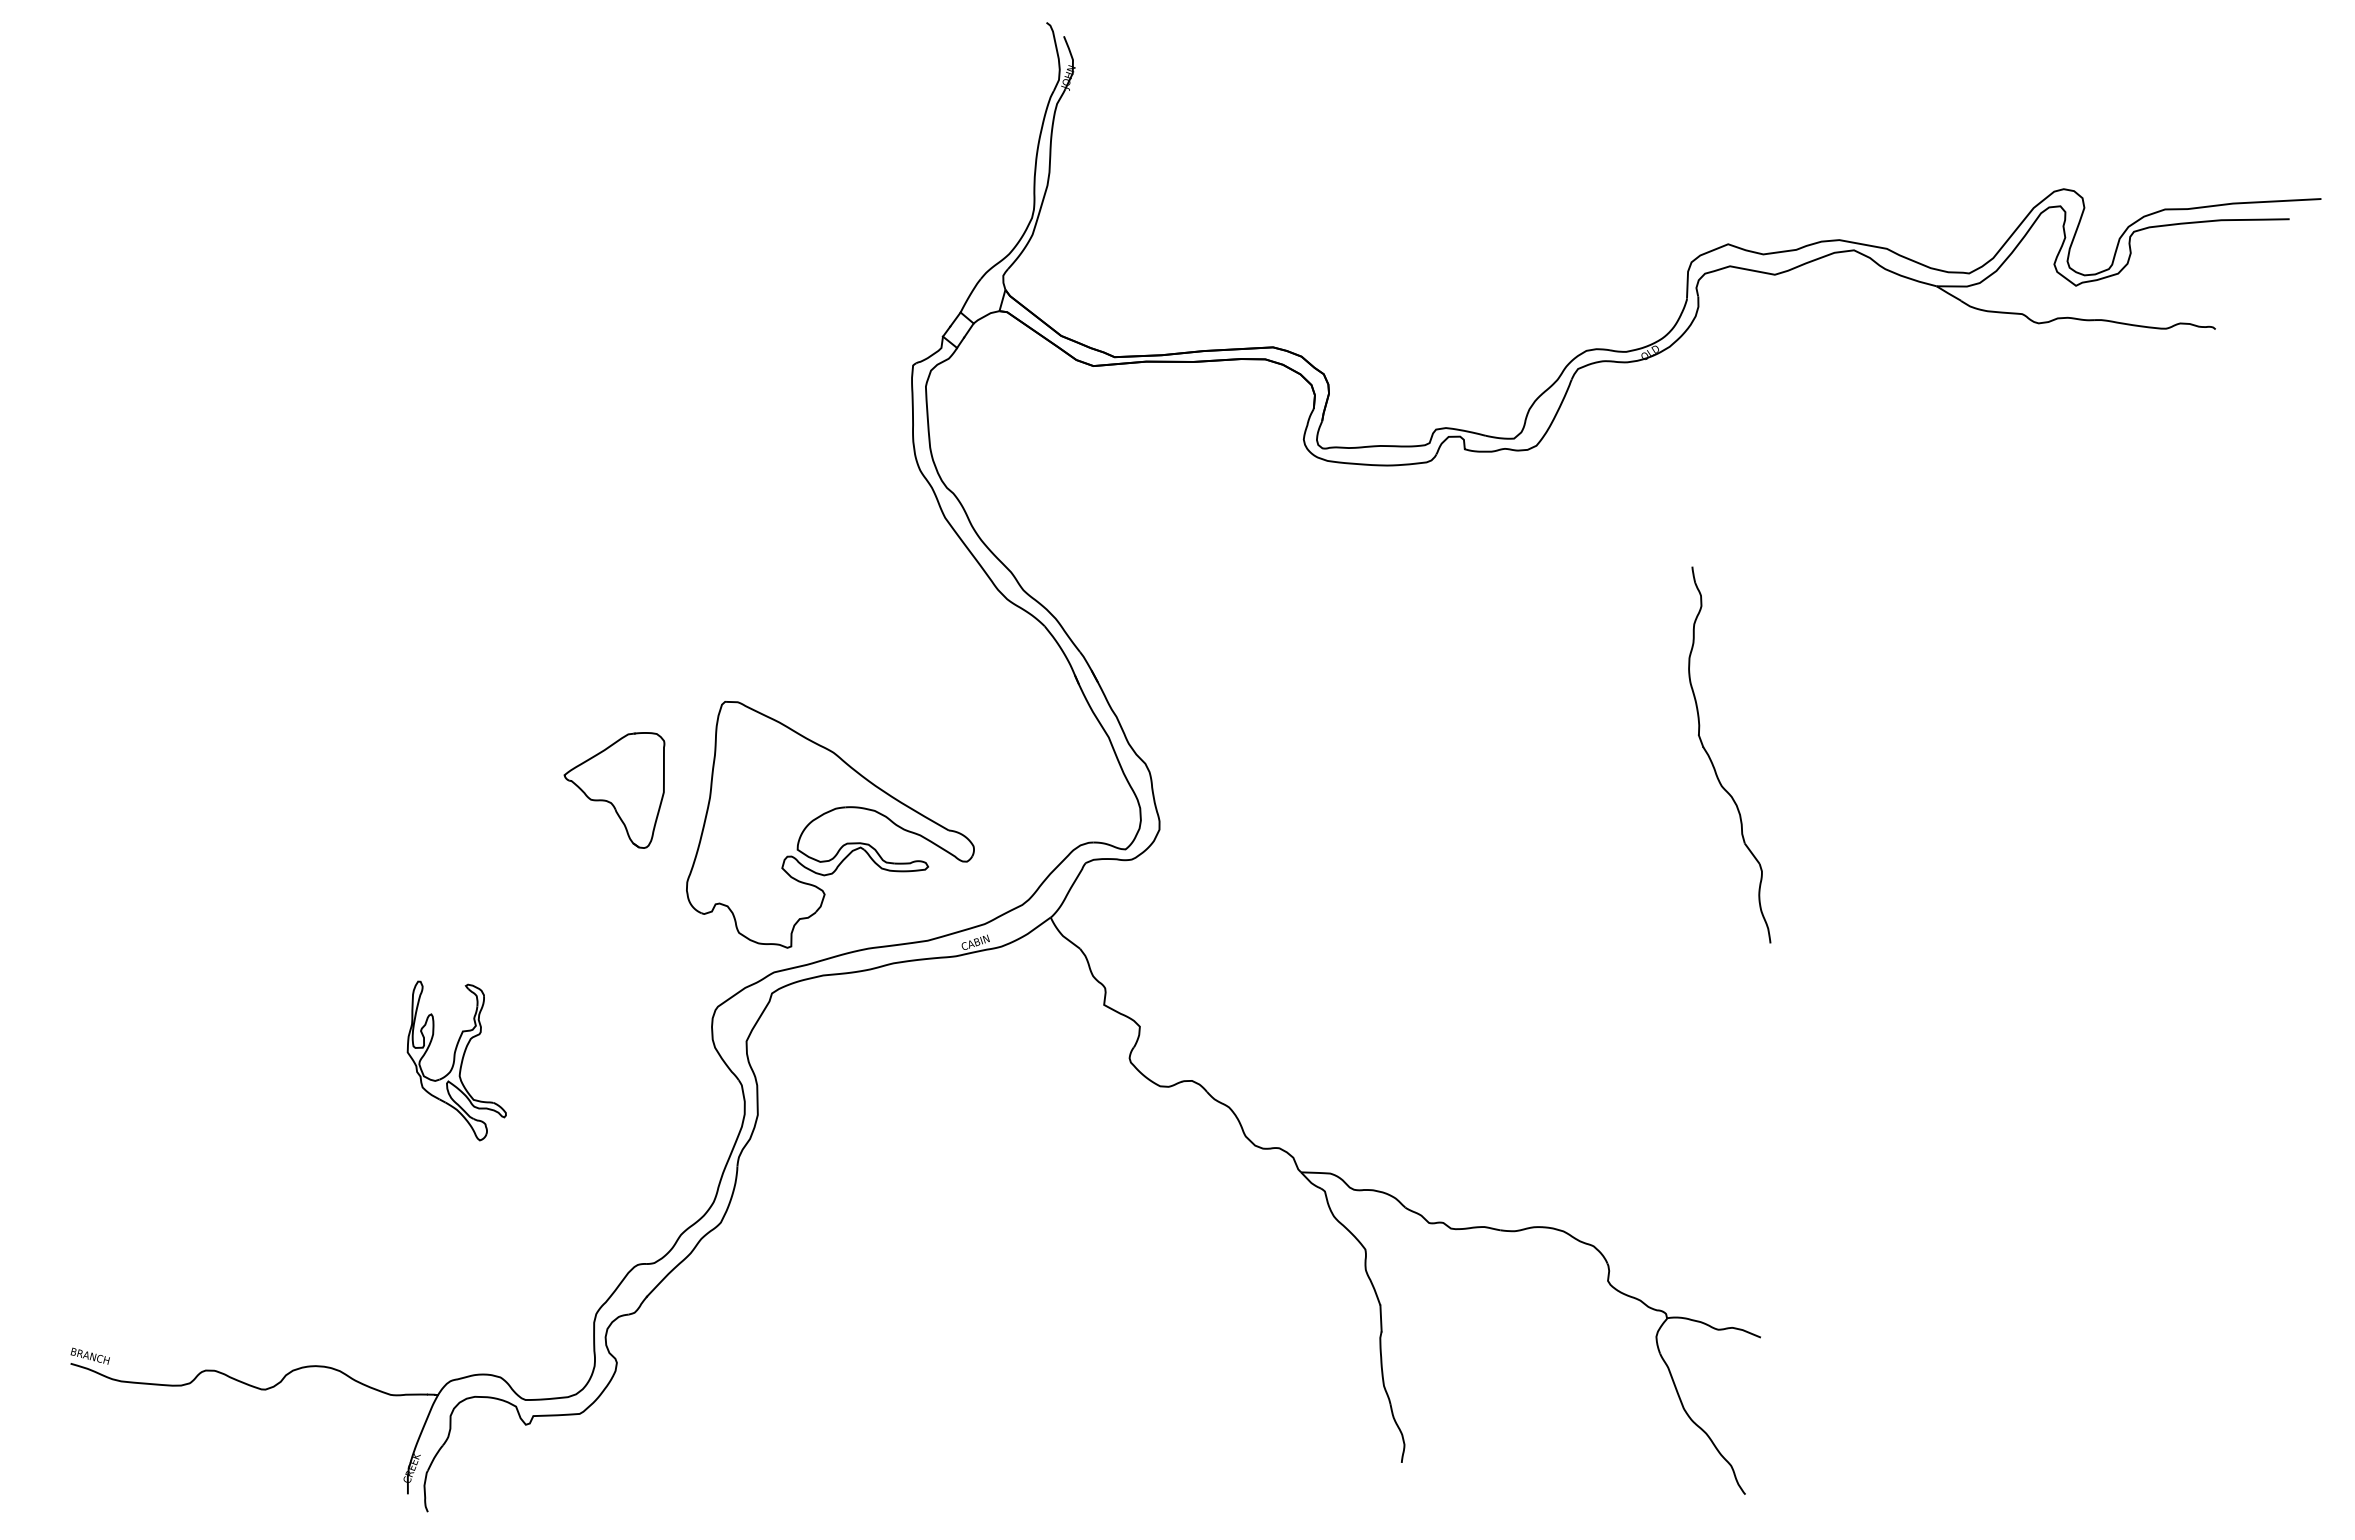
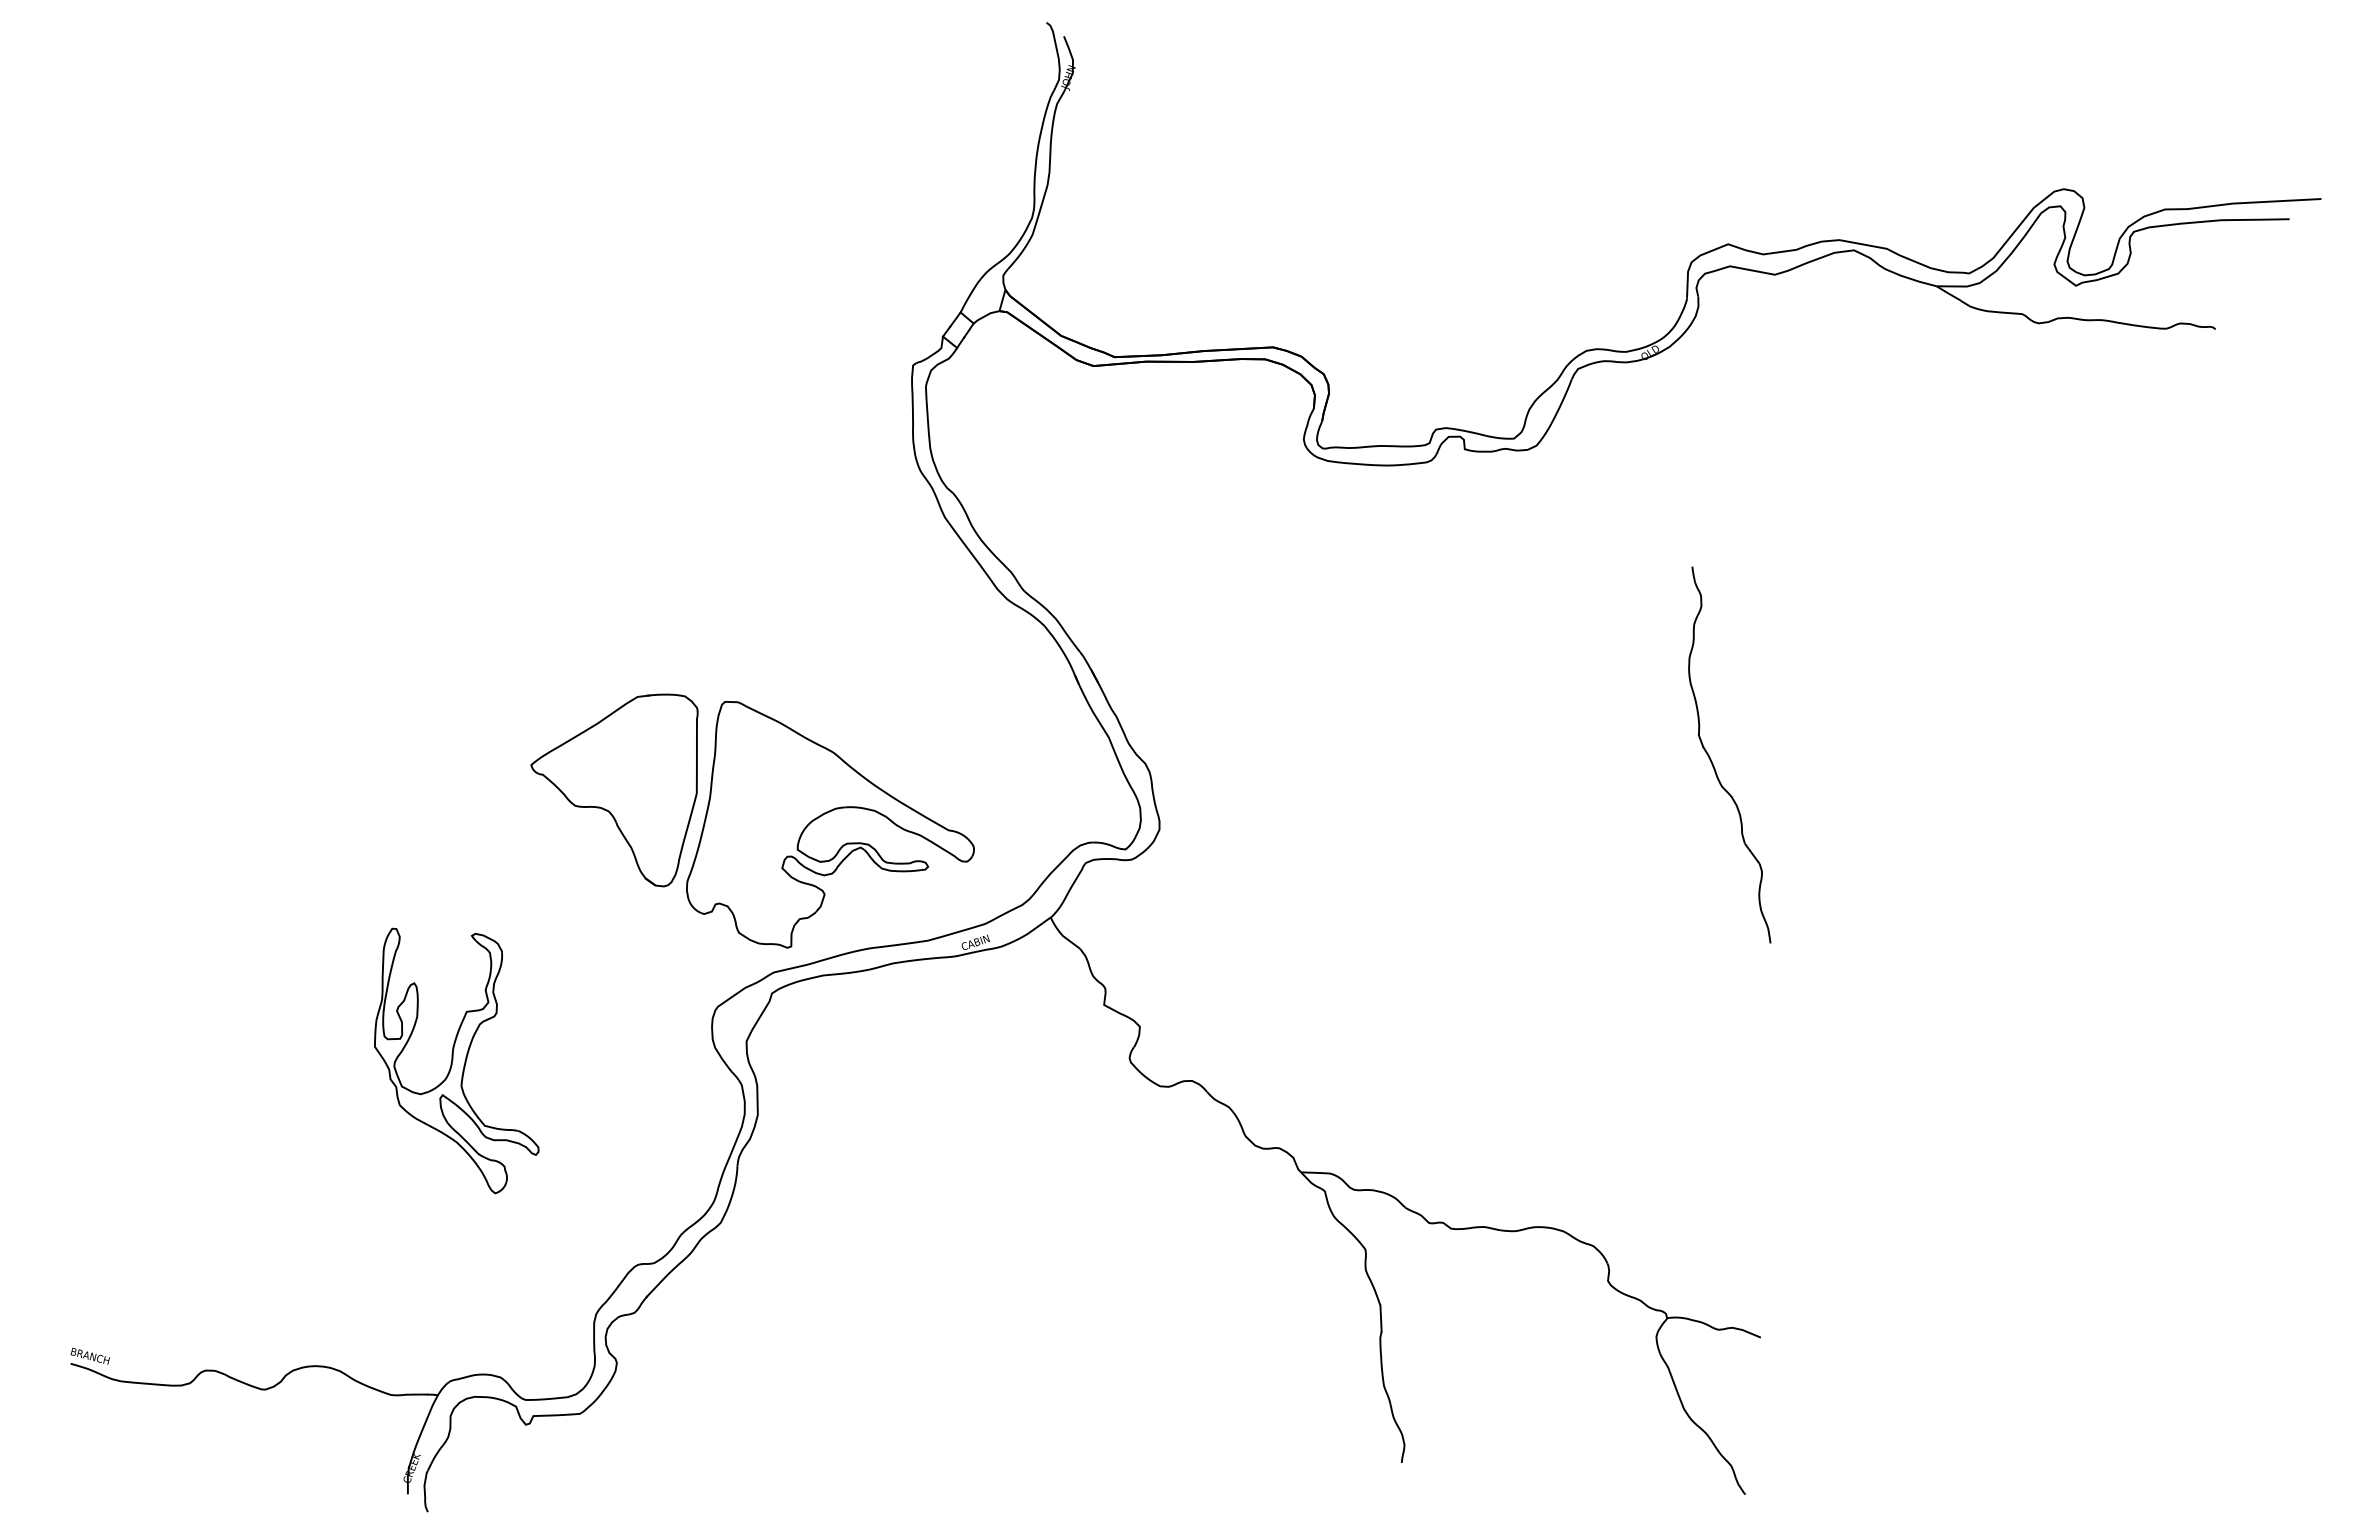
part size: 103x117 px -> 169x195 px (614, 790)
part size: 101x162 px -> 166x268 px (456, 1060)
